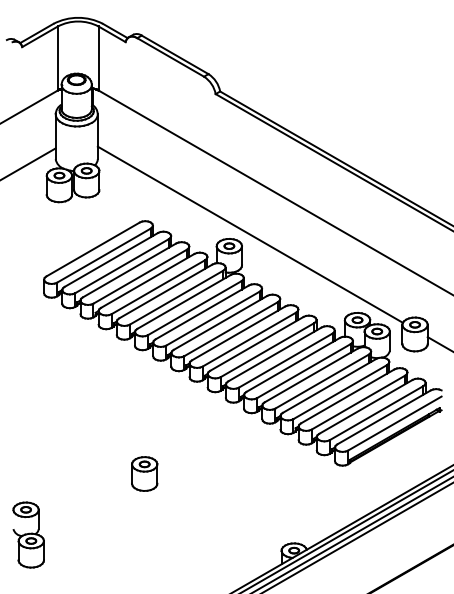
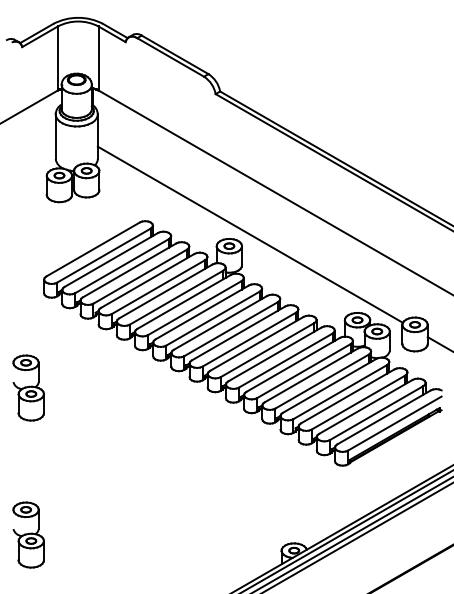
line: present -> none (28, 163)
part: none -> present (28, 387)
part: present -> none (144, 473)
